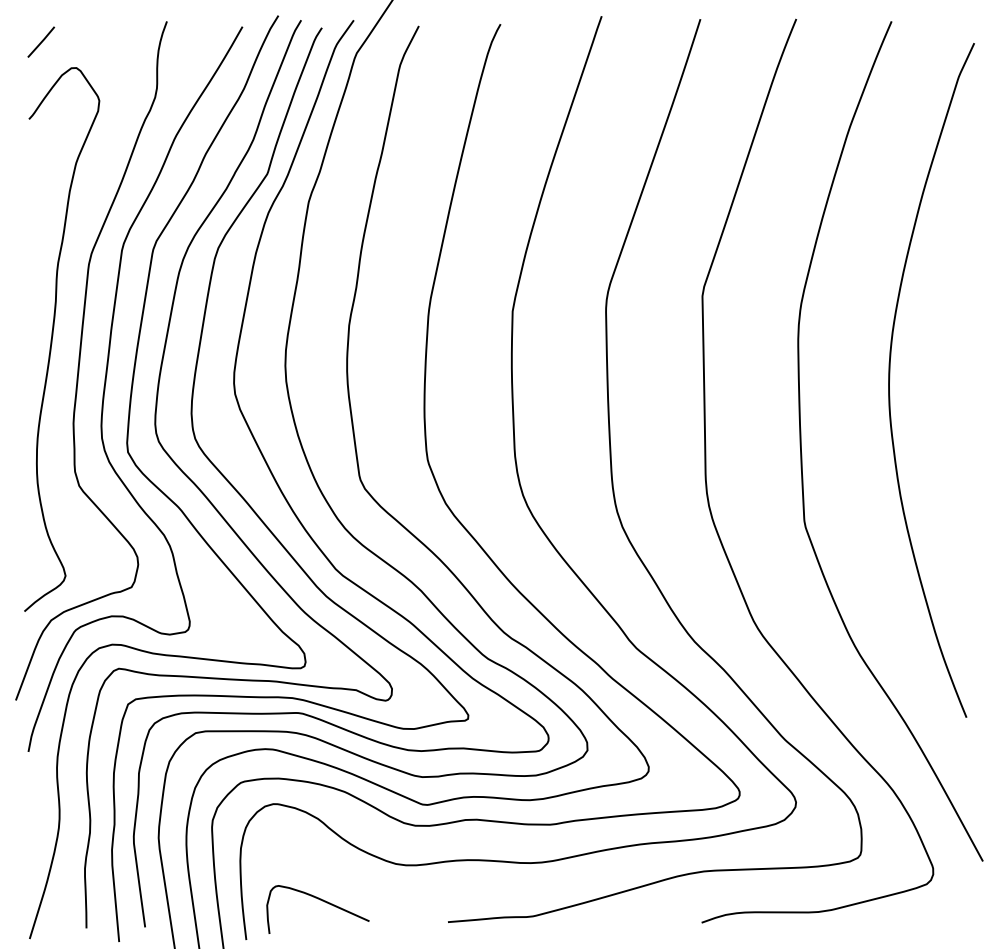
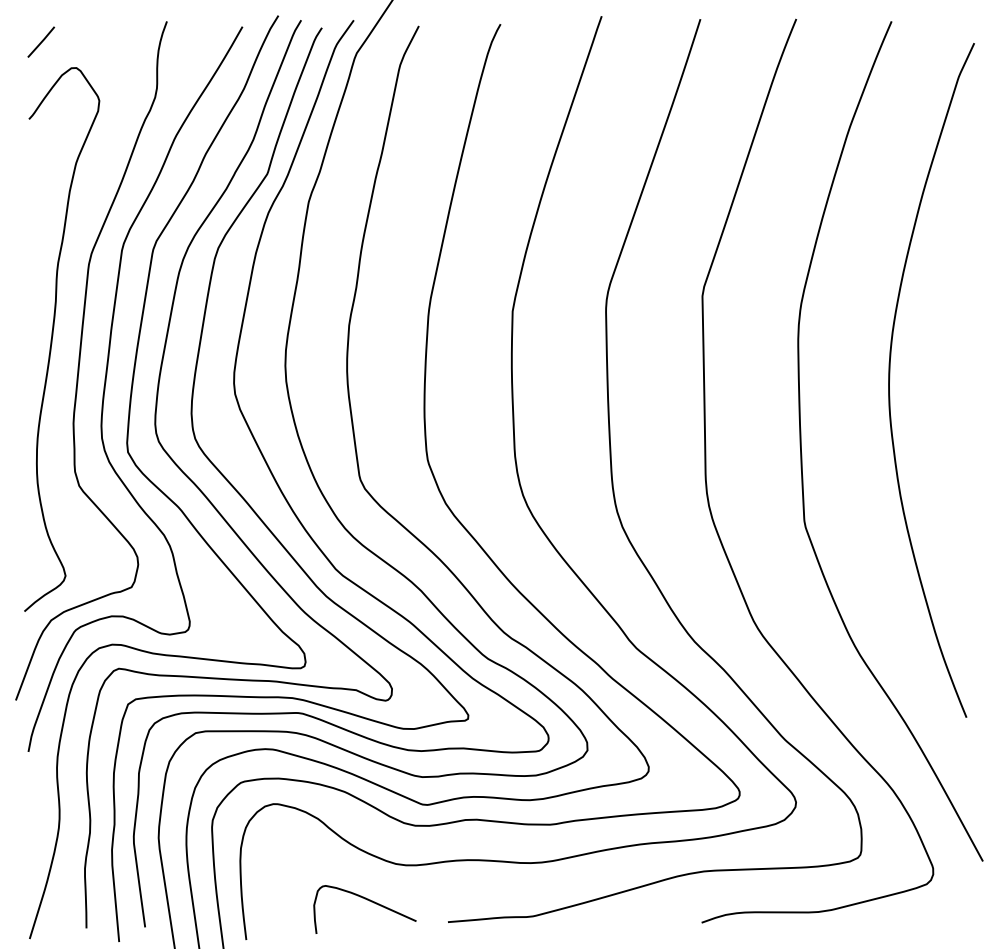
curve position: (322, 901) -> (369, 901) (369, 901)
